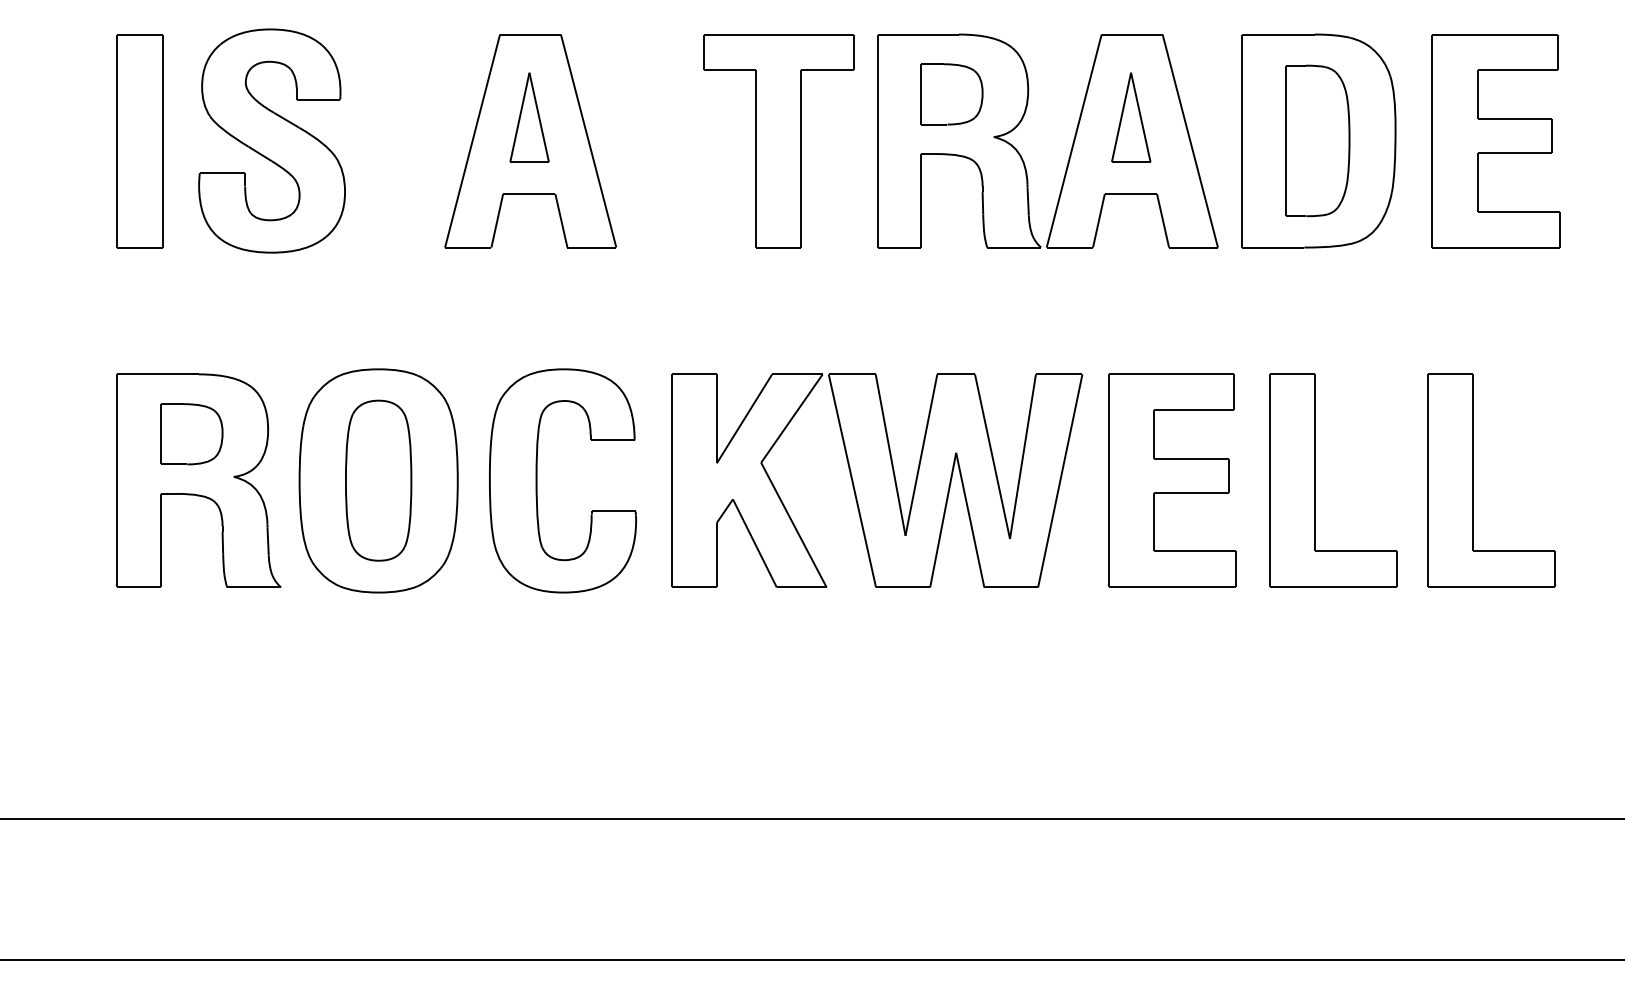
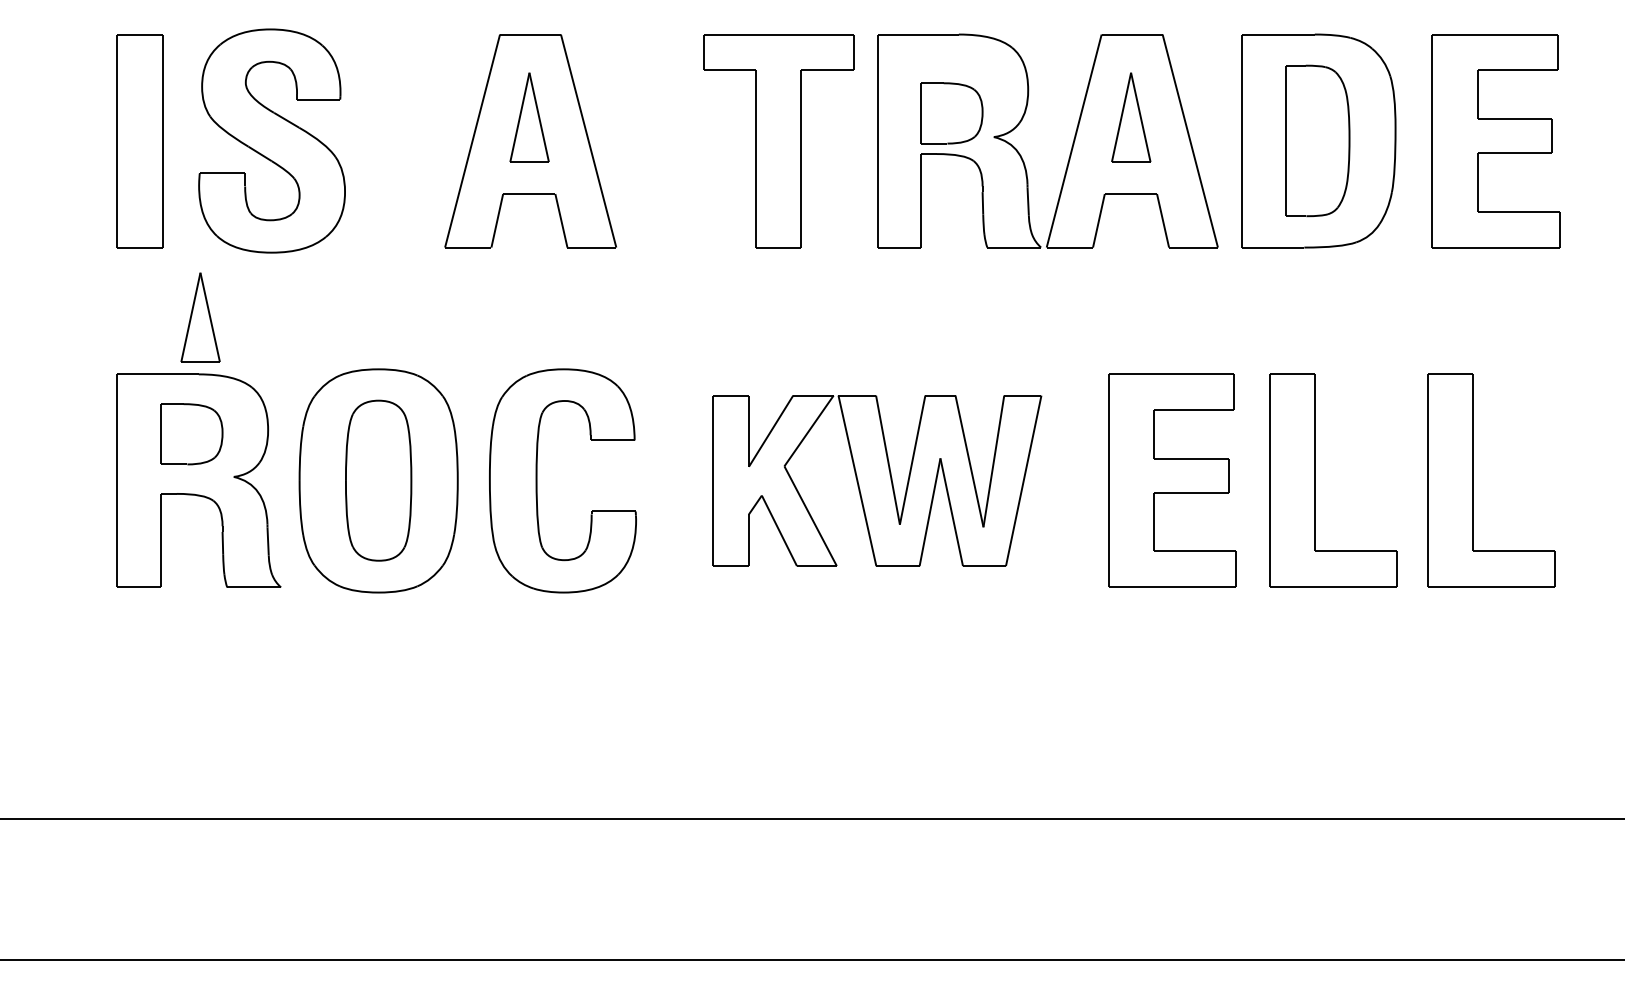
part position: (951, 94) -> (951, 113) (951, 113)
part: none -> present (200, 317)
part size: 413x215 px -> 331x172 px (877, 480)
